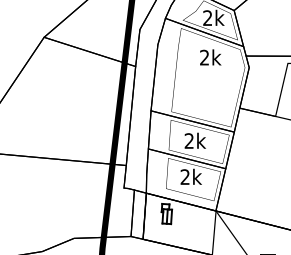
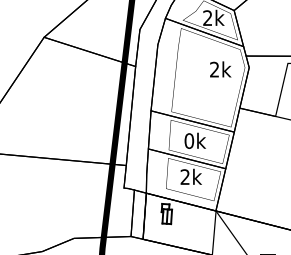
text position: (210, 57) -> (220, 69) (220, 69)
text: 2k -> 0k (189, 140)
